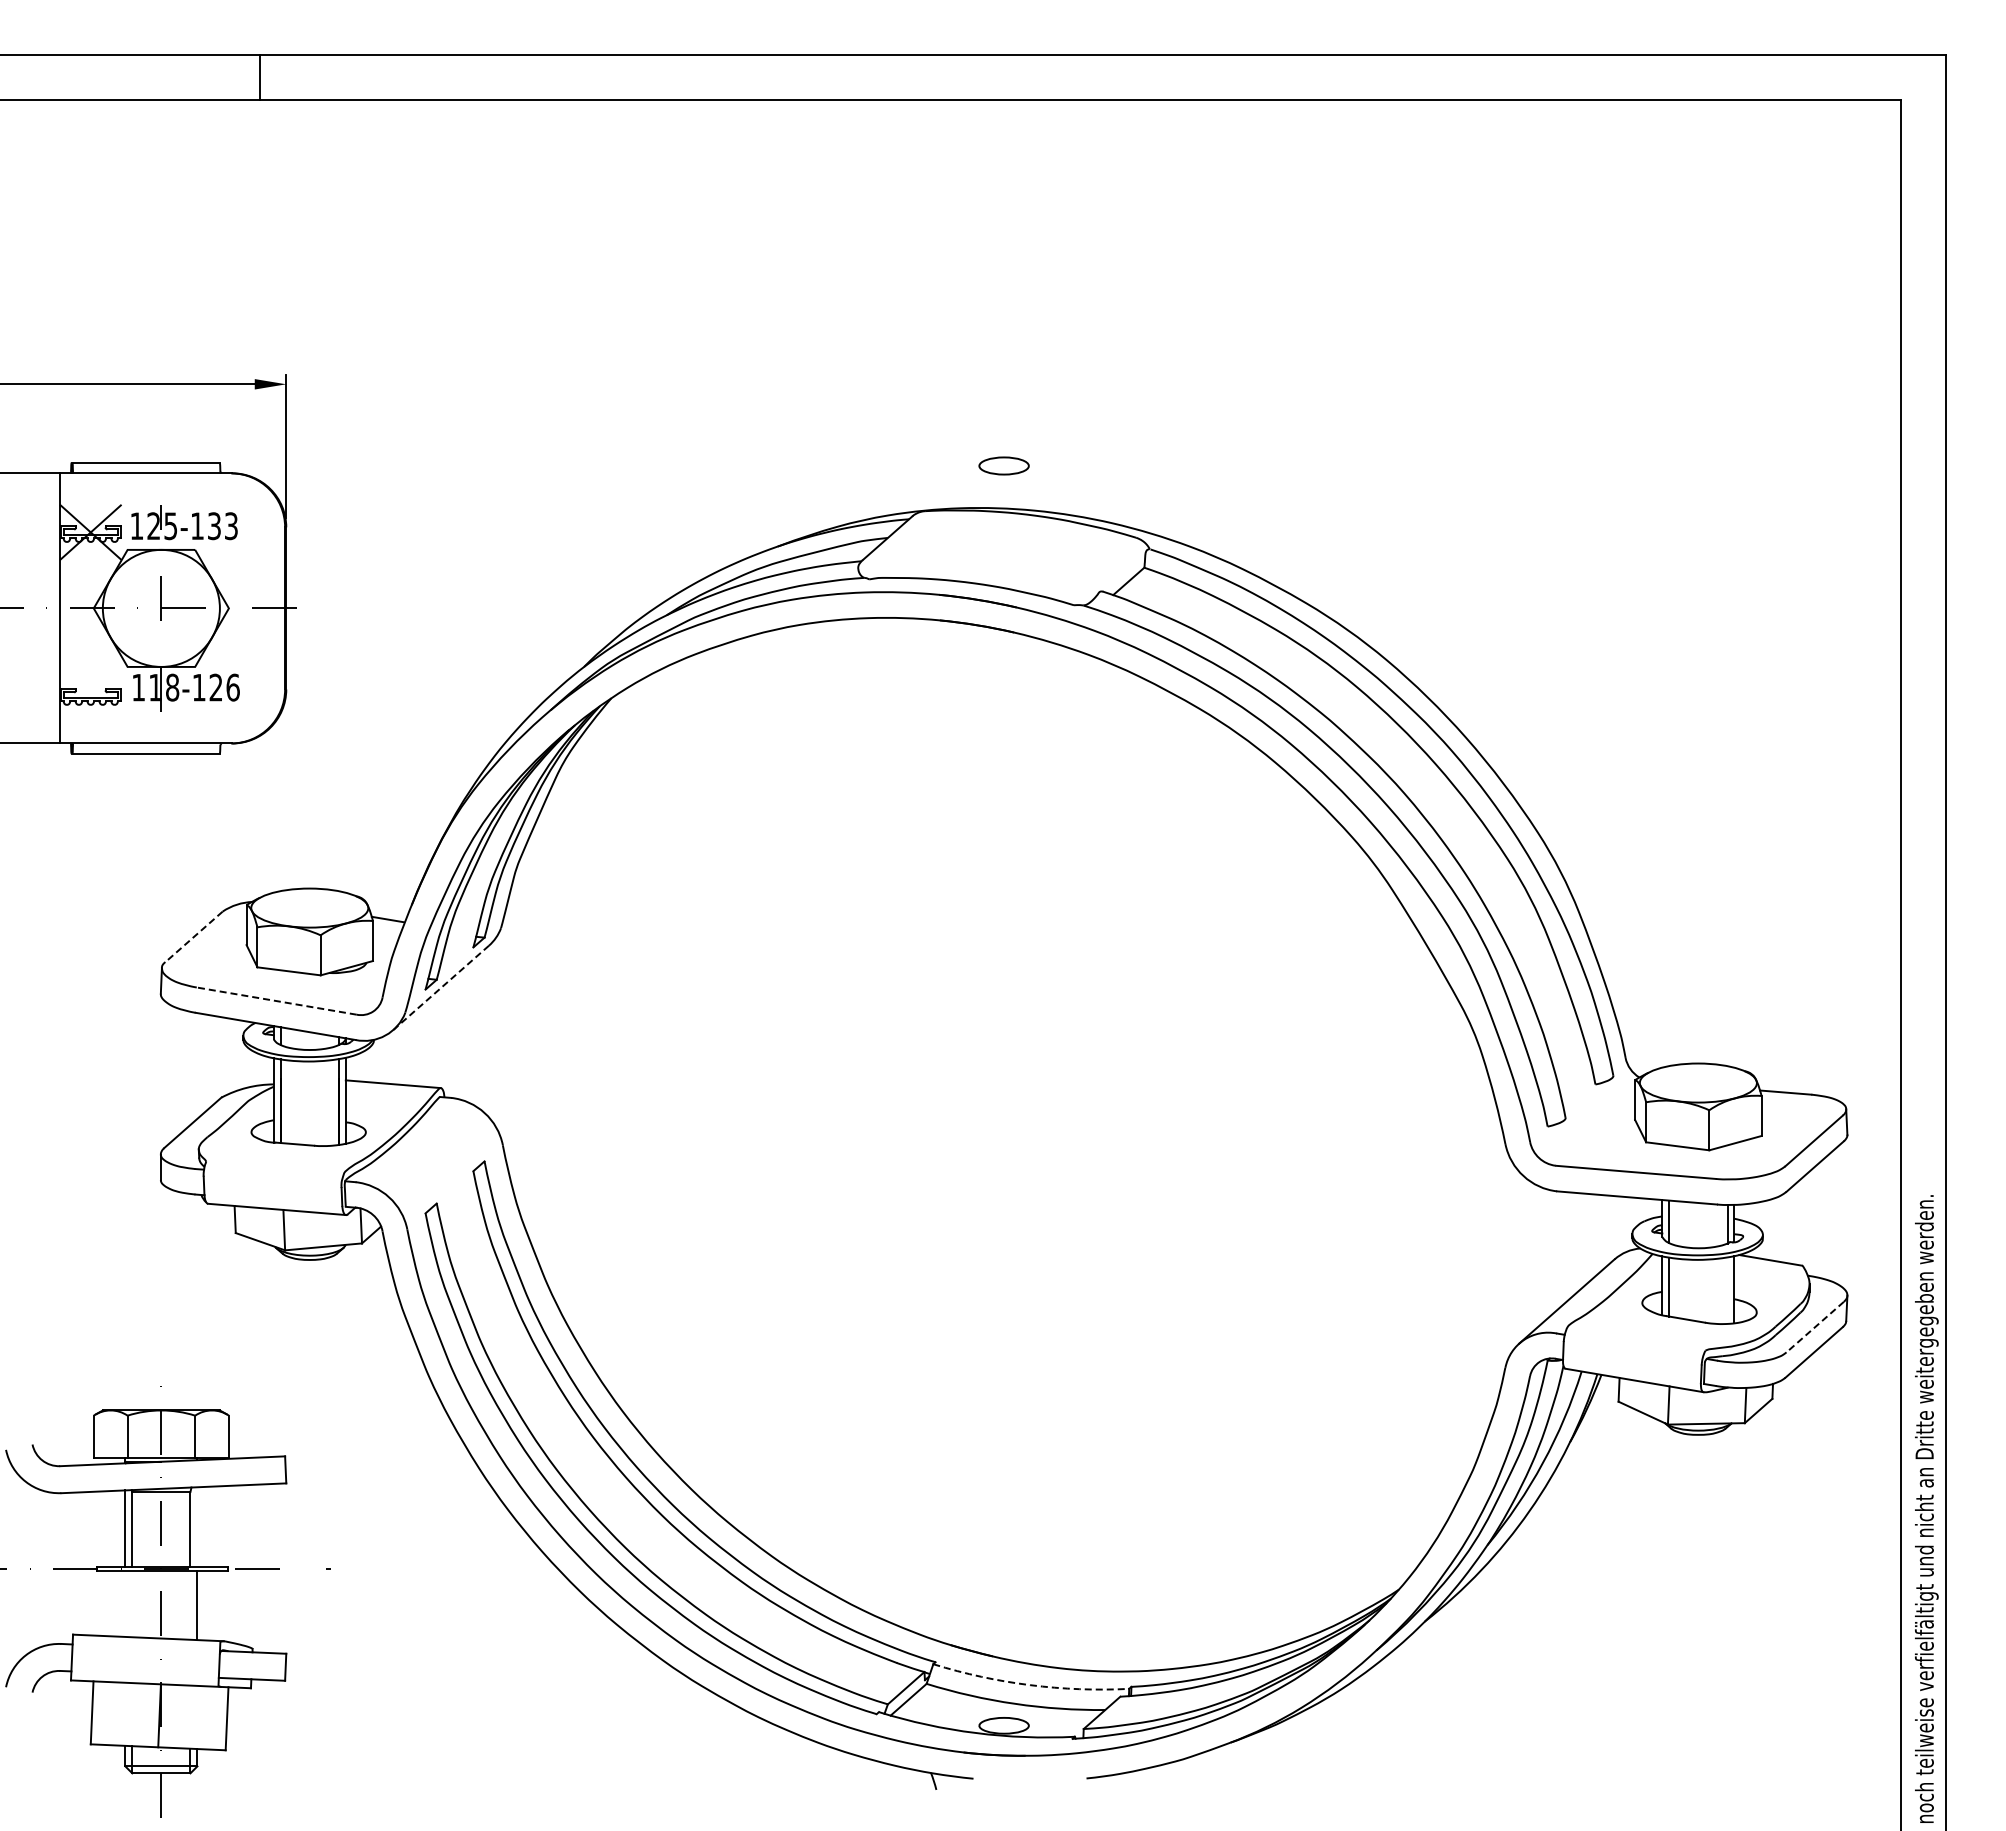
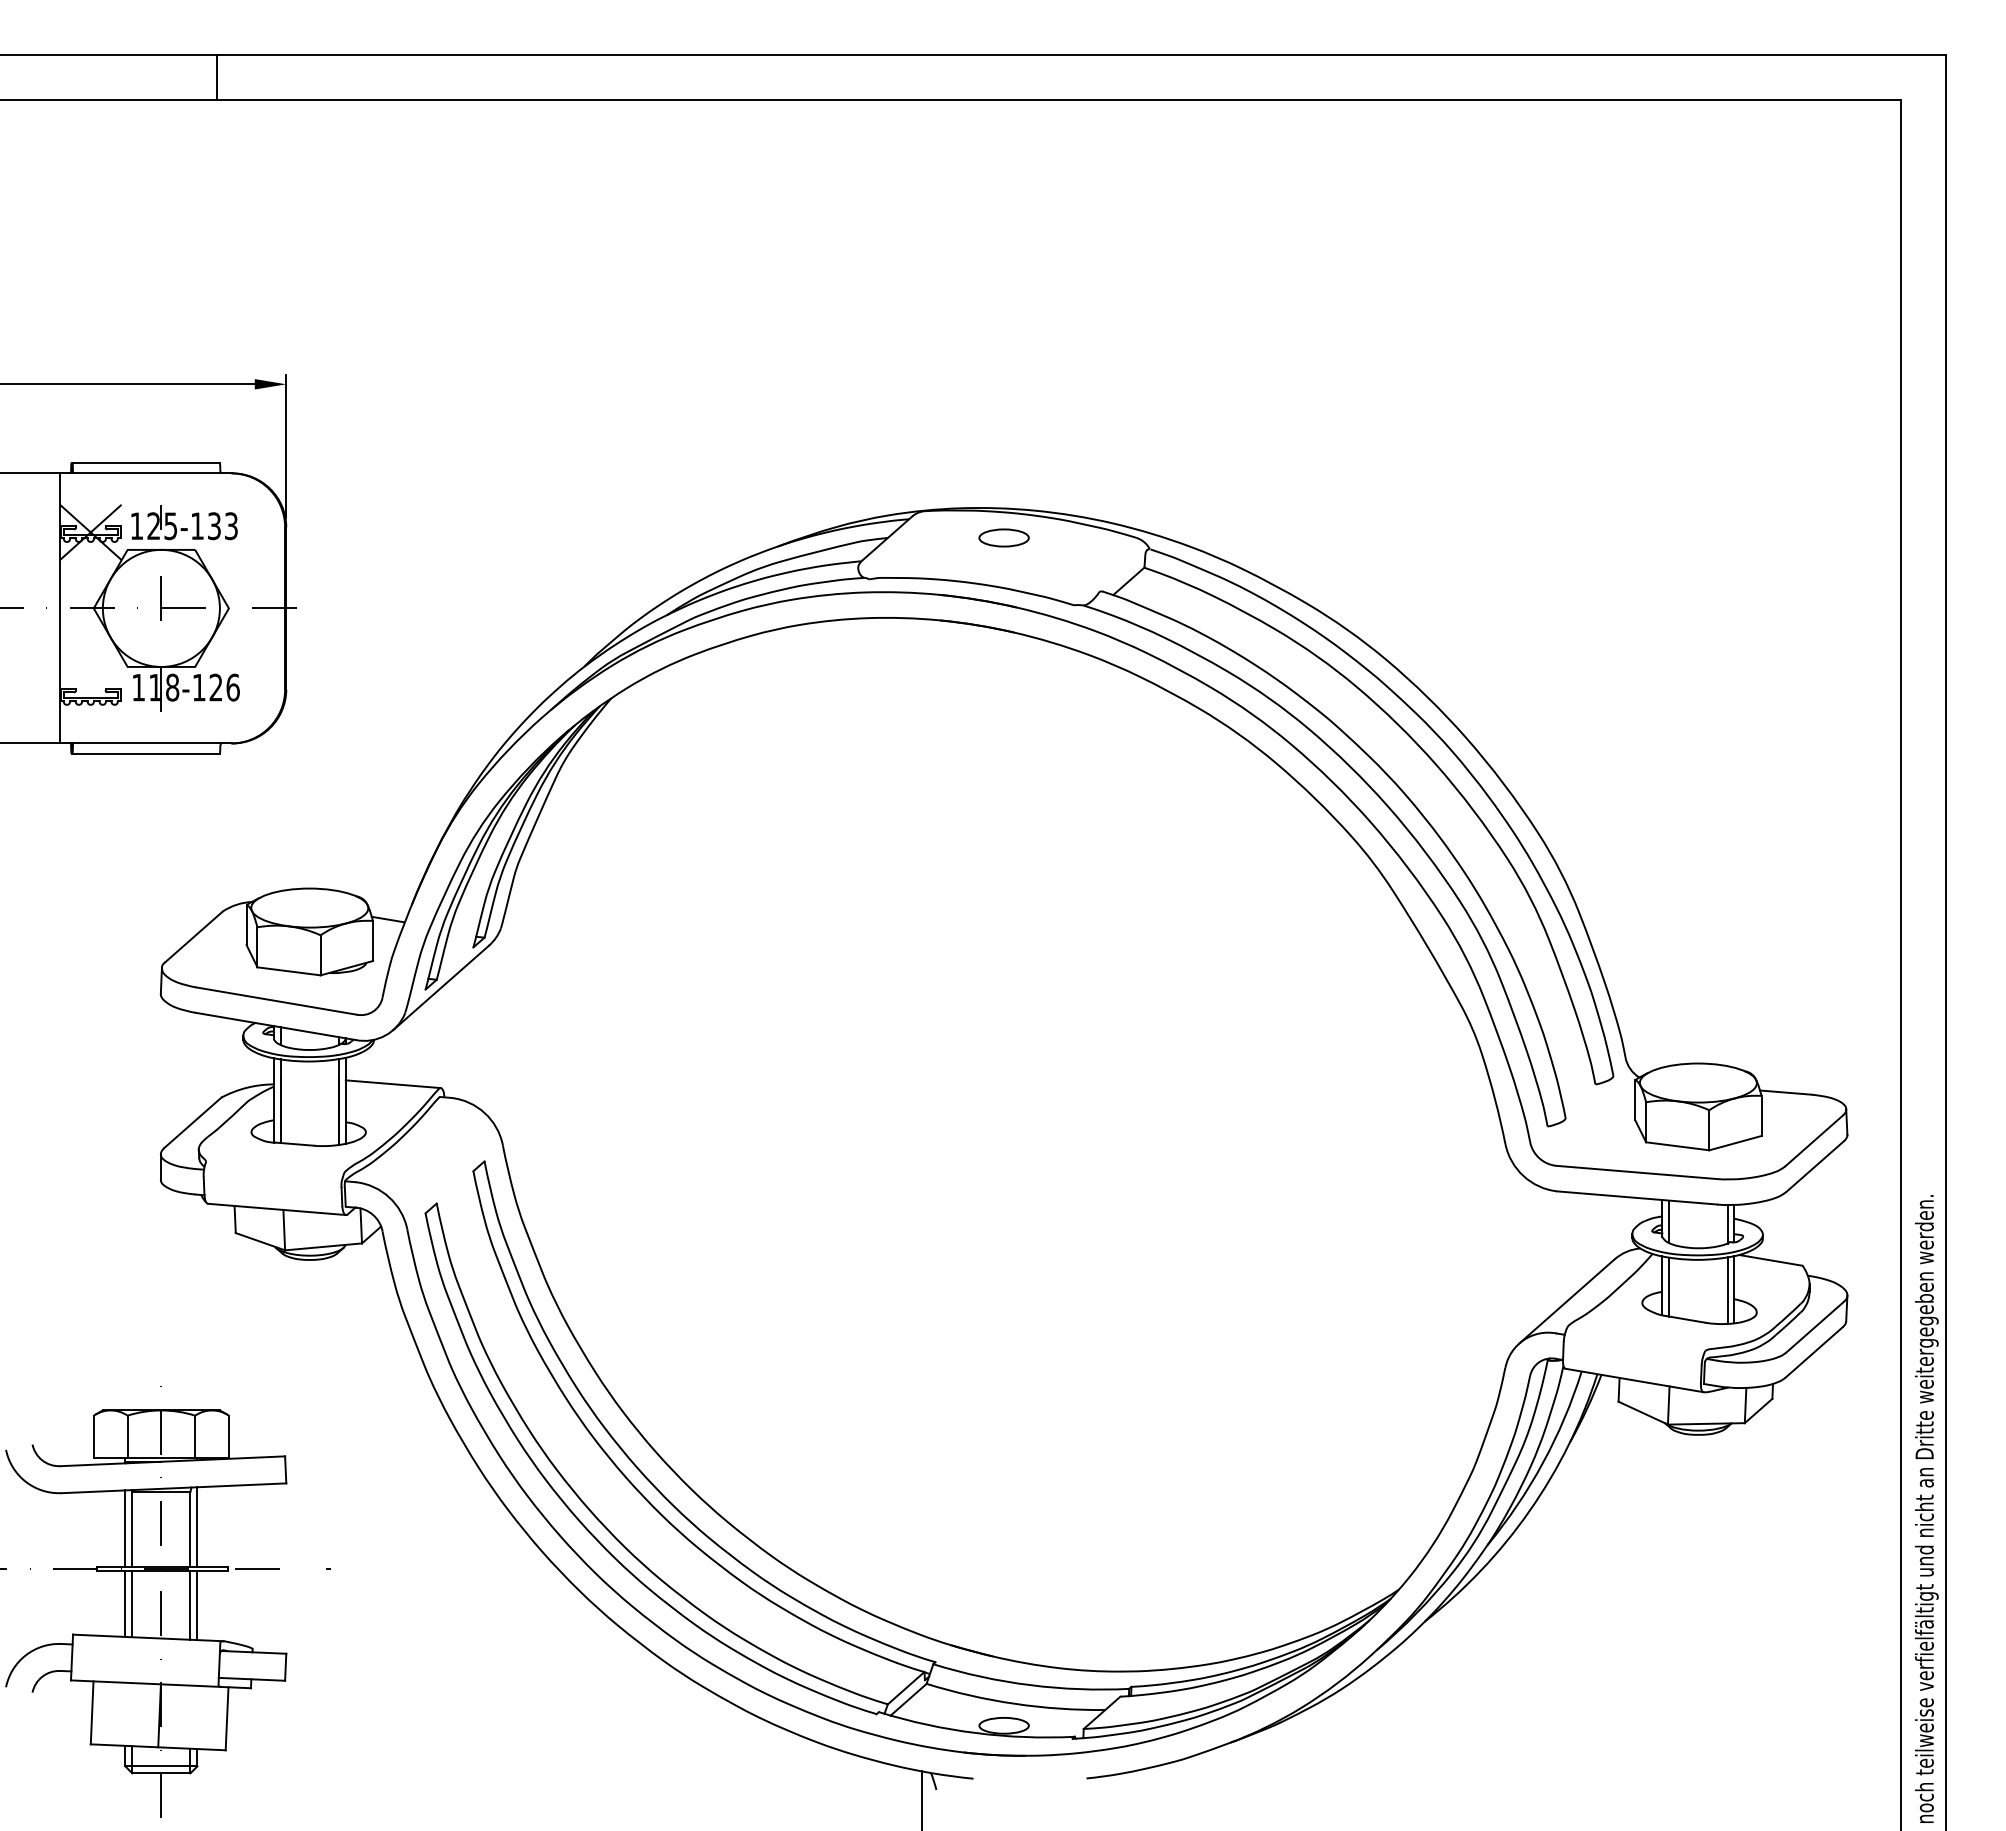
line position: (259, 77) -> (216, 77) (216, 77)
part position: (1003, 465) -> (1003, 537) (1003, 537)
line: dashed -> solid (193, 937)
line: dashed -> solid (441, 987)
line: dashed -> solid (276, 1001)
line: none -> present (1727, 1290)
line: dashed -> solid (1814, 1327)
line: none -> present (197, 1526)
line: none -> present (125, 1603)
line: none -> present (132, 1604)
line: none -> present (190, 1605)
arc: dashed -> solid (1030, 1685)
line: none -> present (922, 1799)
